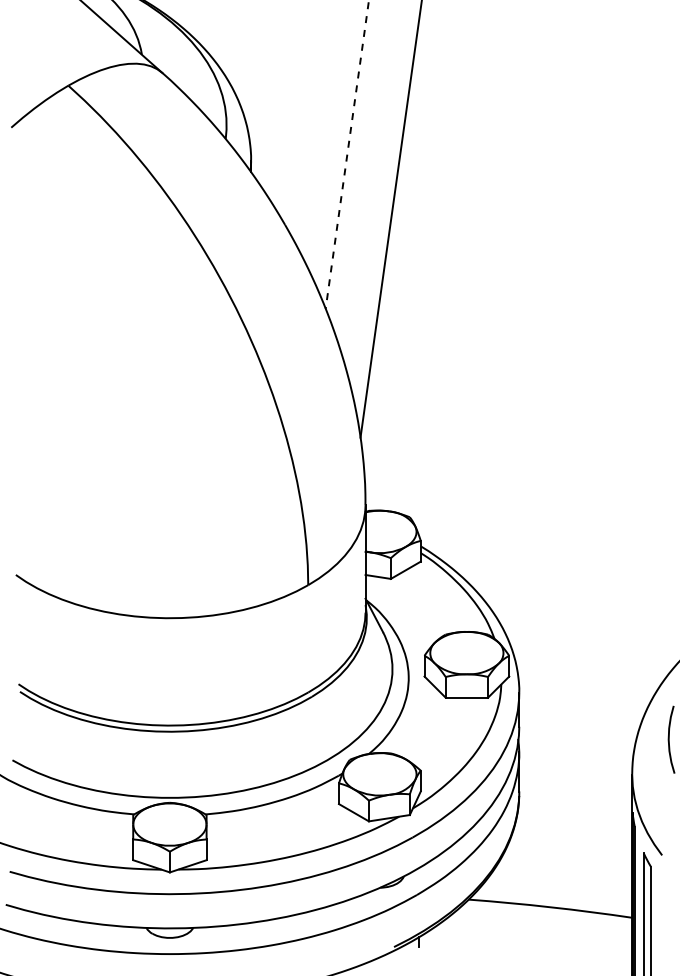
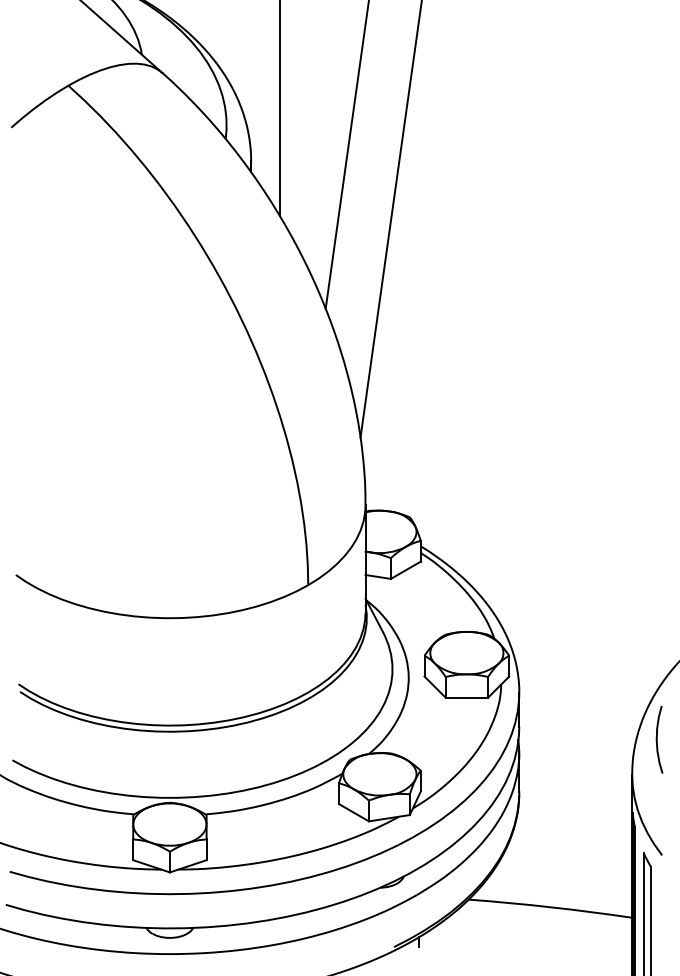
line: none -> present (279, 108)
line: dashed -> solid (347, 154)
curve position: (669, 739) -> (657, 739) (657, 739)
